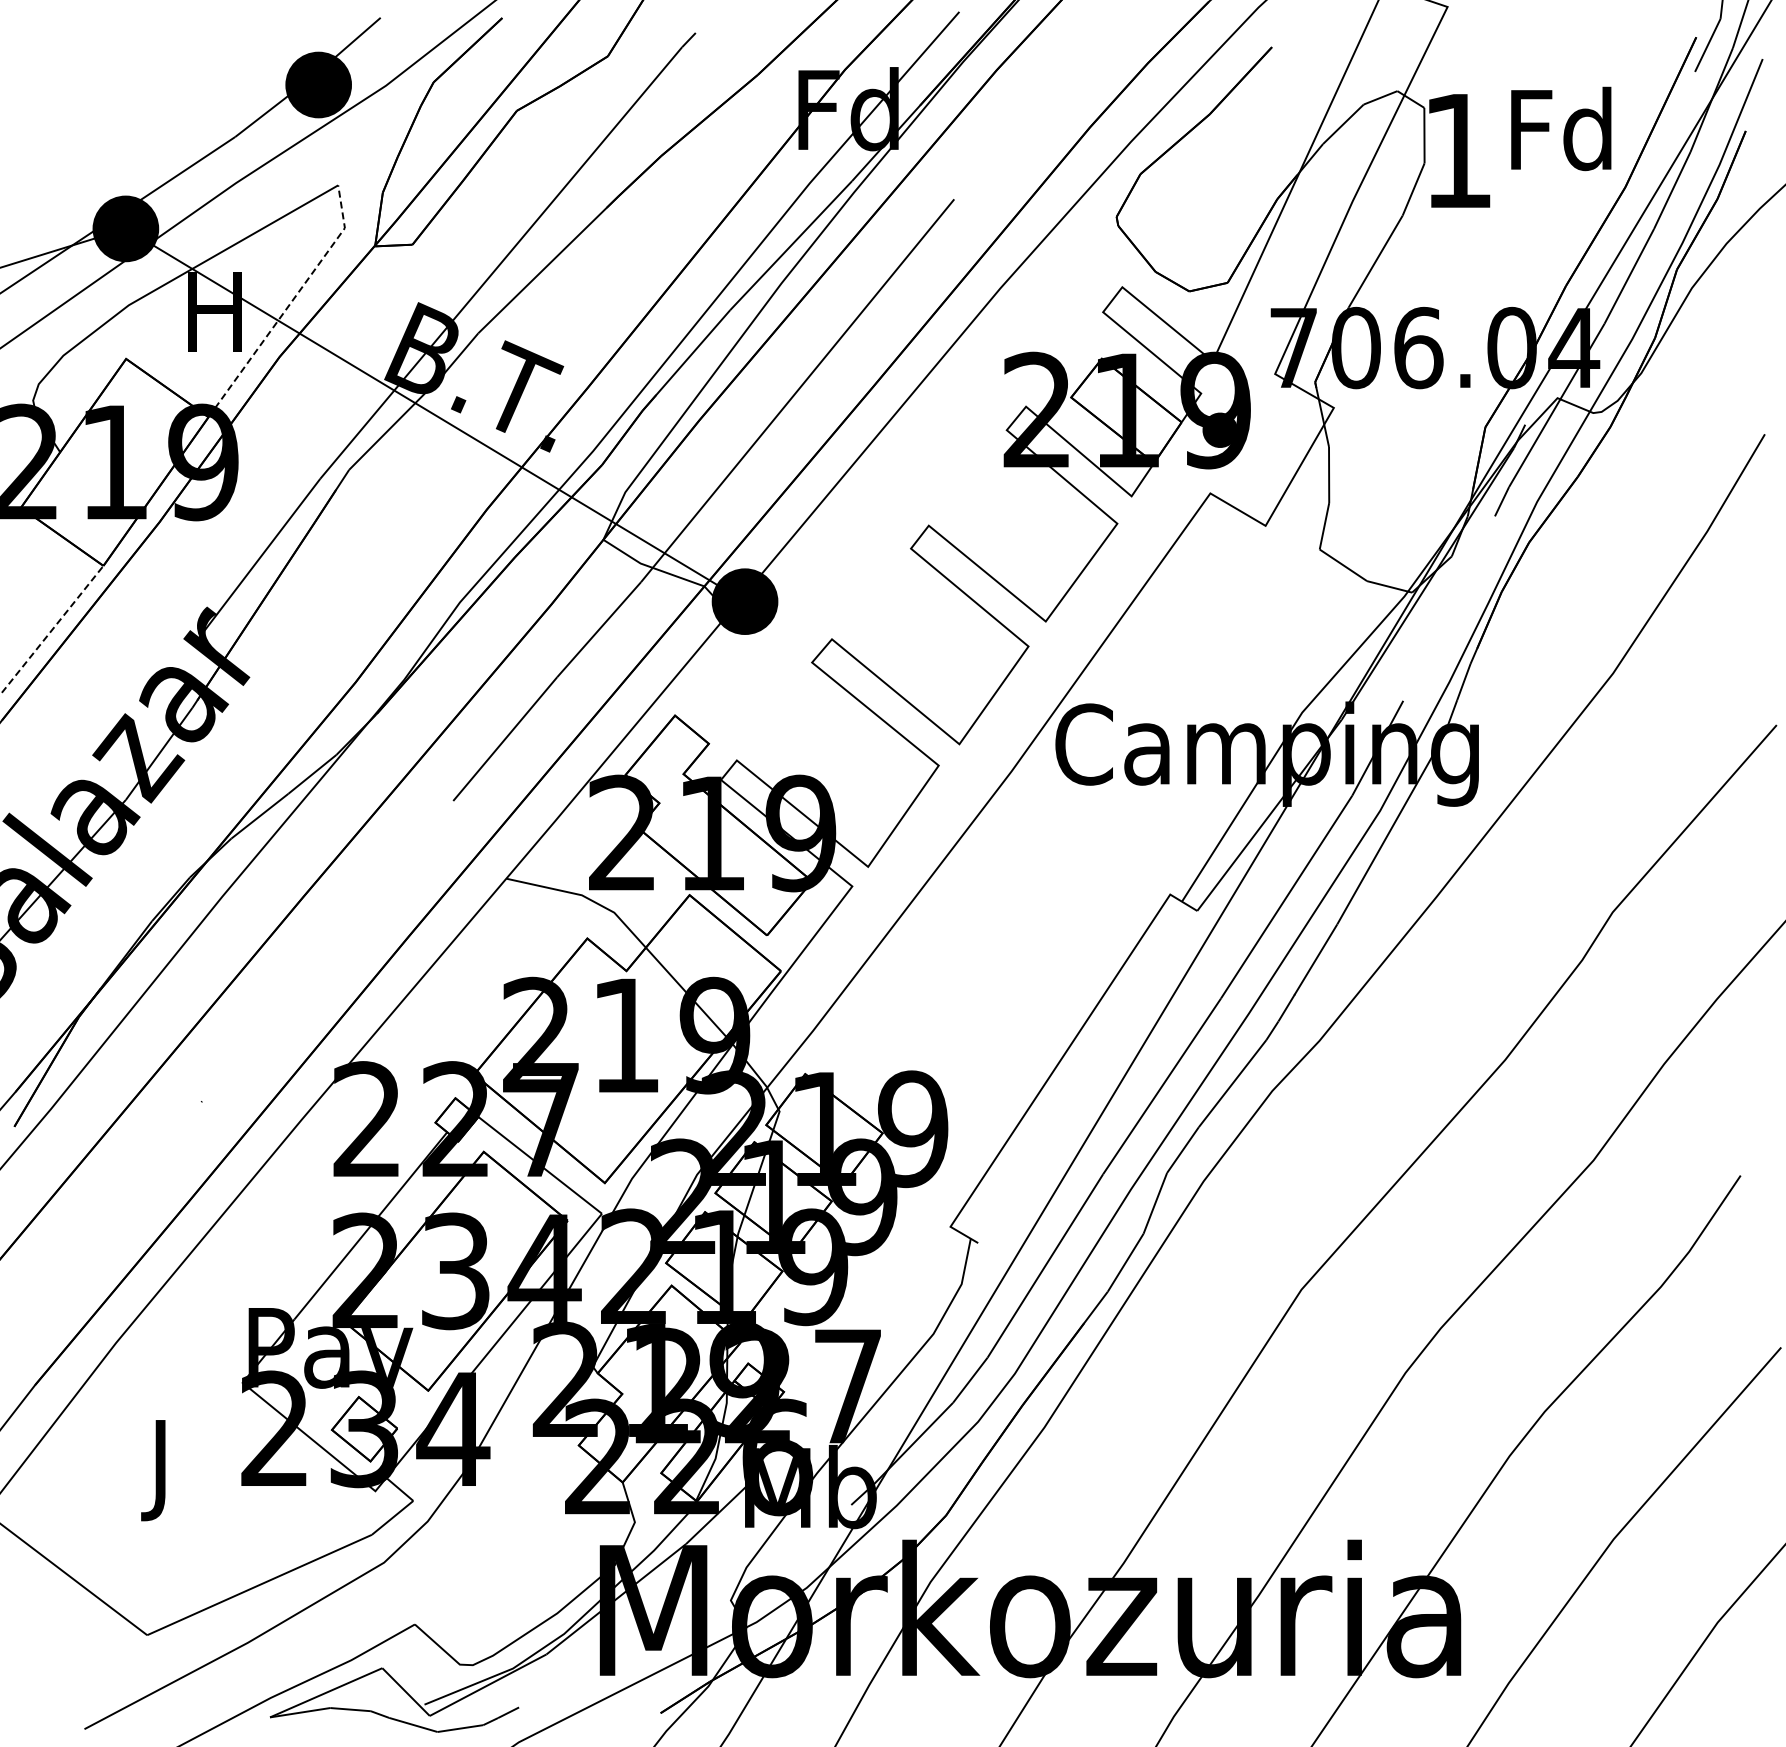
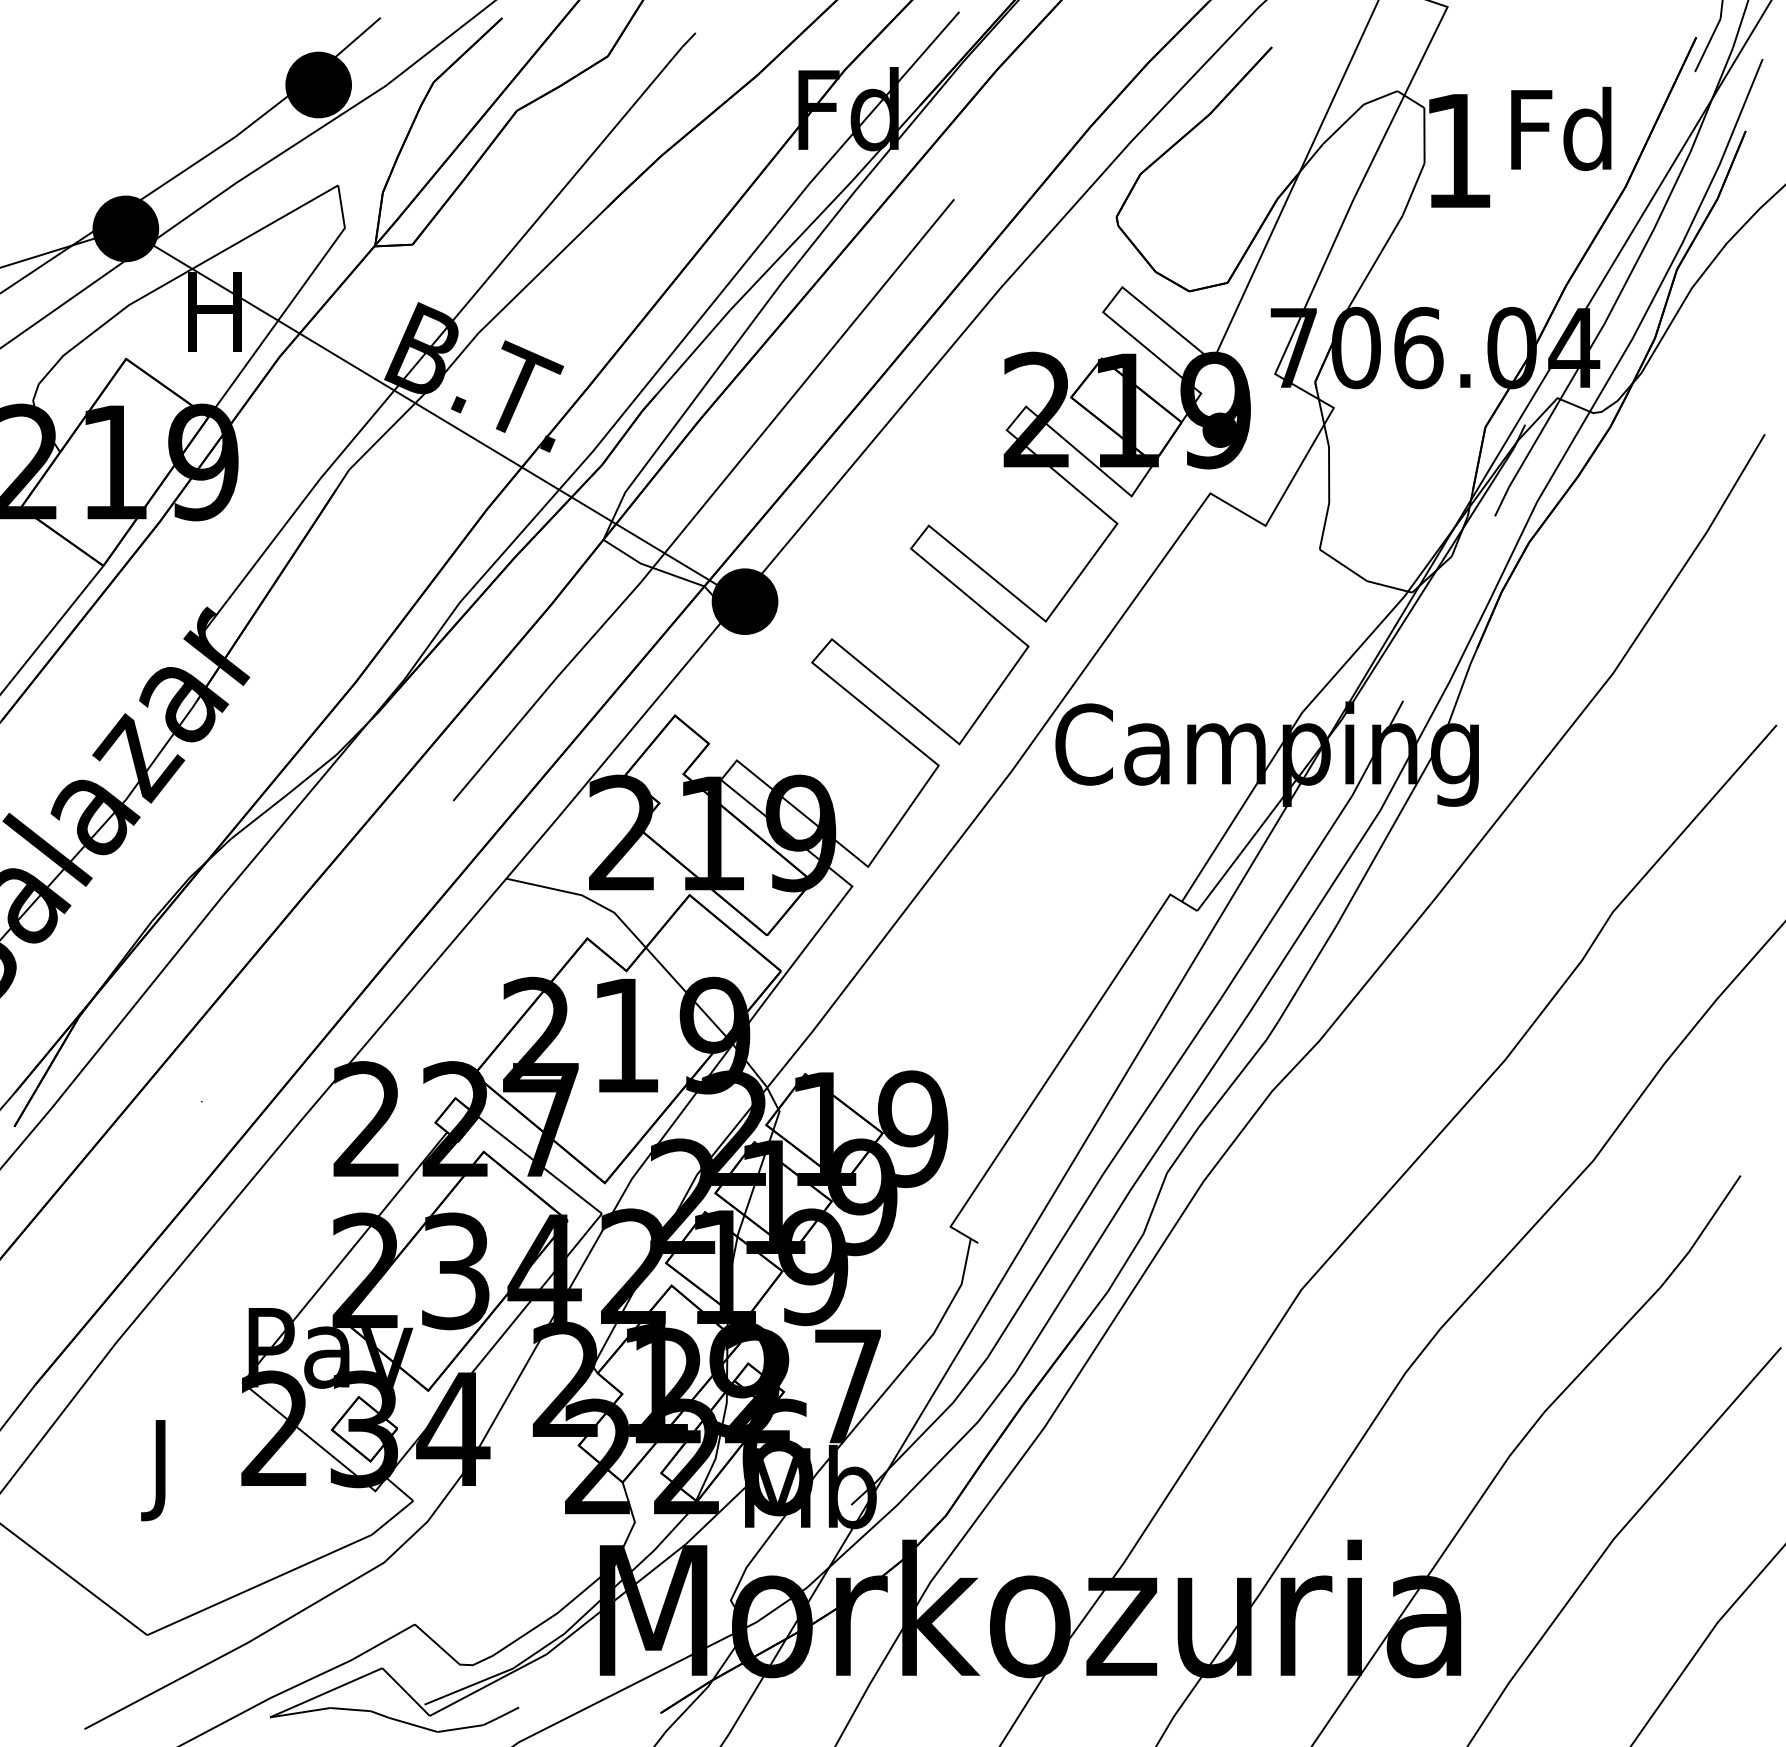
line: dashed -> solid (290, 304)
line: dashed -> solid (52, 629)
